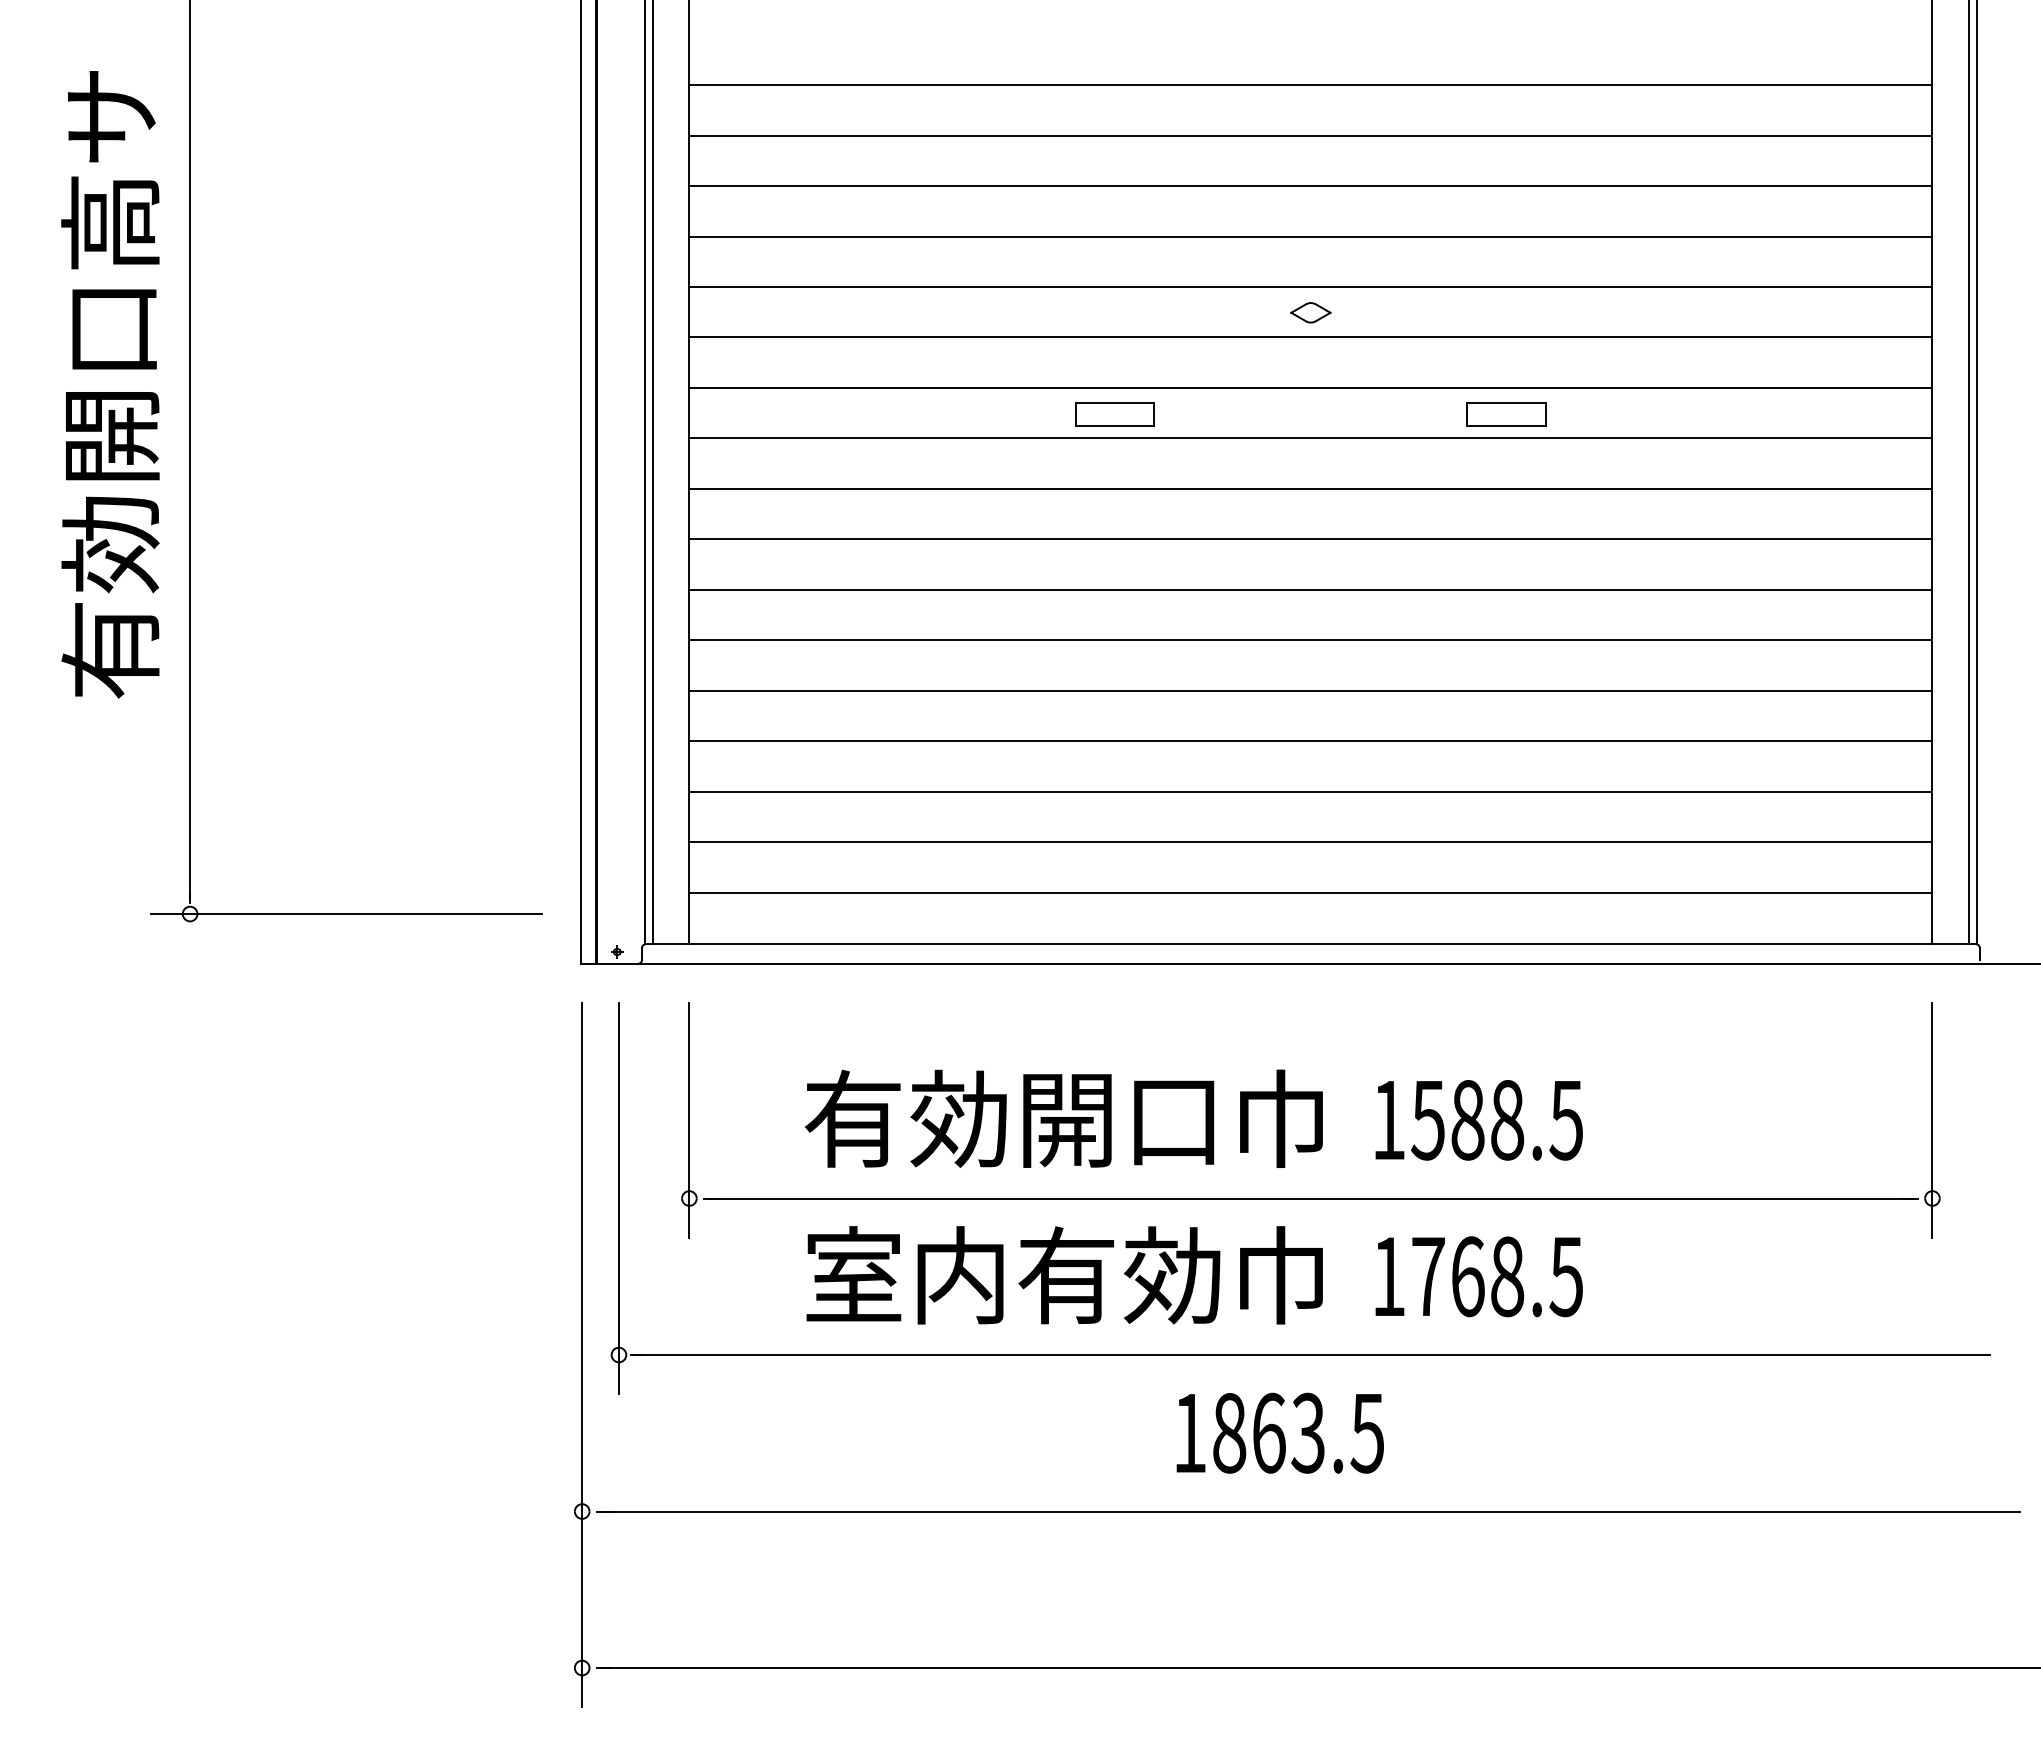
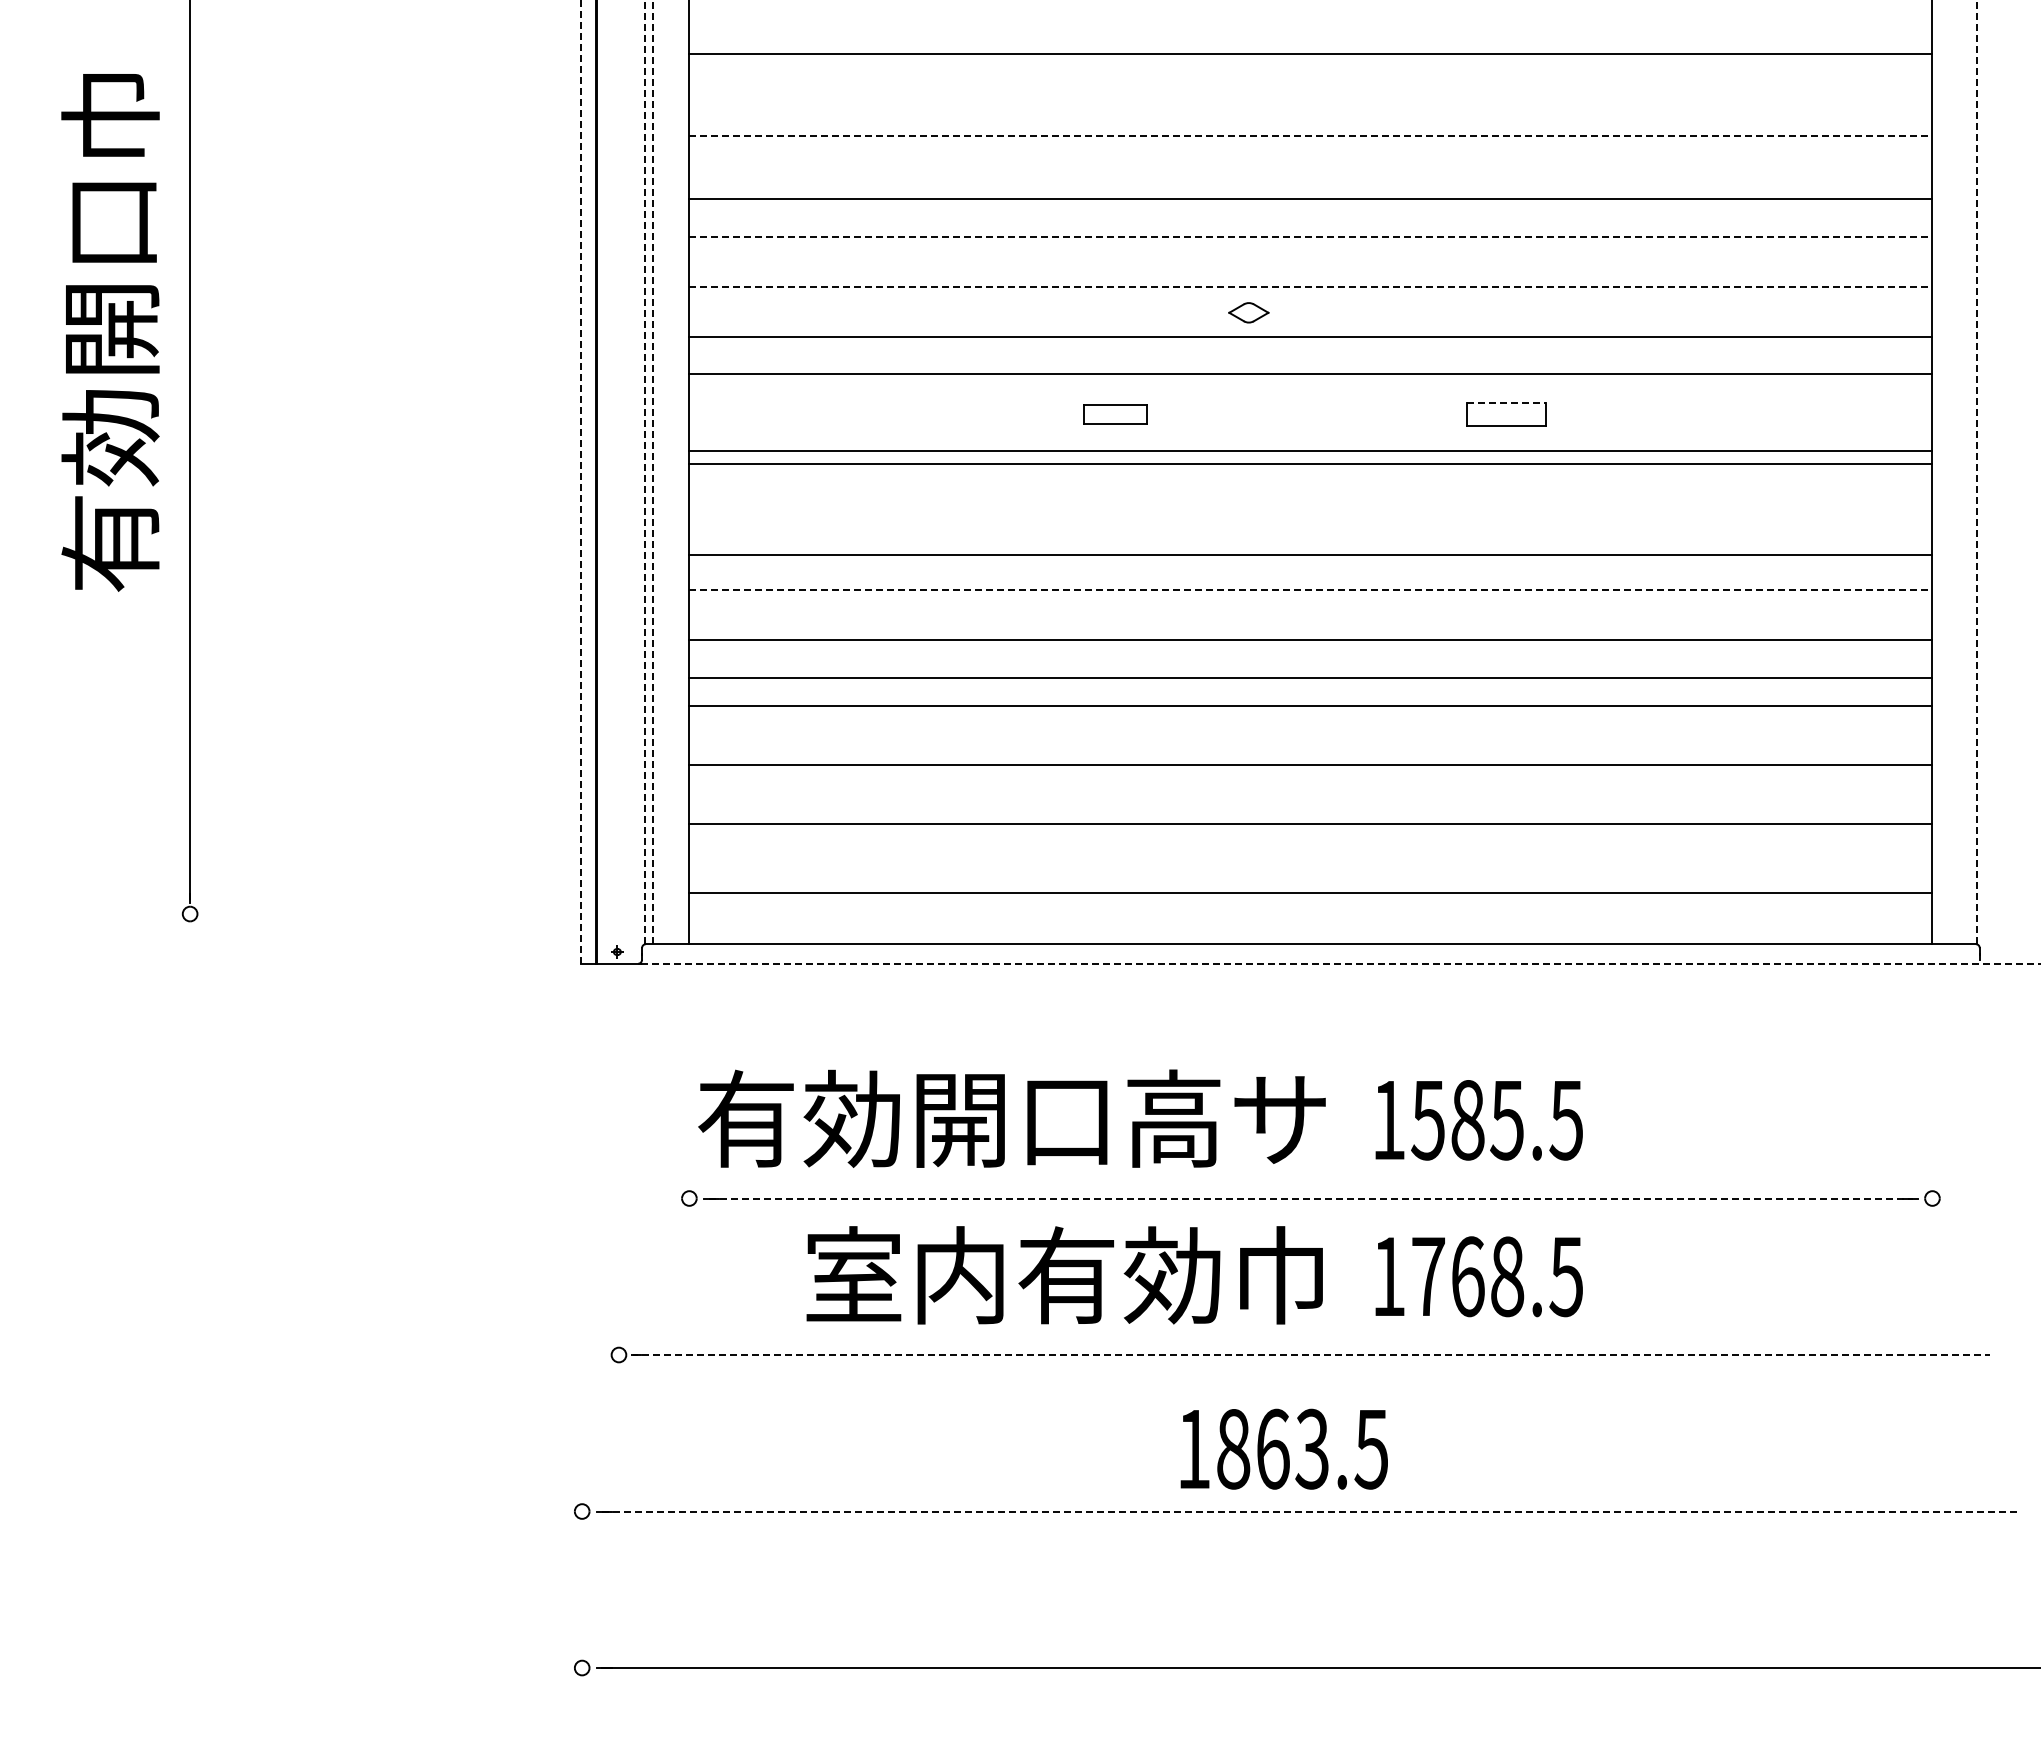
line position: (1310, 85) -> (1310, 54) (1310, 54)
line: solid -> dashed (1310, 135)
line position: (1310, 186) -> (1310, 199) (1310, 199)
line: solid -> dashed (1310, 236)
line: solid -> dashed (1310, 287)
part position: (1310, 312) -> (1248, 312) (1248, 312)
text: 有効開口高サ -> 有効開口巾 (110, 384)
line position: (1310, 387) -> (1310, 373) (1310, 373)
line: solid -> dashed (1507, 402)
part size: 80x25 px -> 65x21 px (1115, 414)
line position: (1310, 438) -> (1310, 451) (1310, 451)
line: solid -> dashed (644, 472)
line: solid -> dashed (652, 472)
line: solid -> dashed (1977, 472)
line: present -> none (1969, 473)
line: solid -> dashed (581, 481)
line position: (1310, 488) -> (1310, 463) (1310, 463)
line position: (1310, 539) -> (1310, 555) (1310, 555)
line: solid -> dashed (1310, 589)
line position: (1310, 690) -> (1310, 677) (1310, 677)
line position: (1310, 741) -> (1310, 706) (1310, 706)
line position: (1310, 791) -> (1310, 764) (1310, 764)
line position: (1310, 842) -> (1310, 824) (1310, 824)
line: present -> none (346, 914)
line: solid -> dashed (1340, 963)
text: 有効開口巾 -> 有効開口高サ (1011, 1118)
line: present -> none (689, 1119)
line: present -> none (1932, 1119)
text: 1588.5 -> 1585.5 (1507, 1120)
line: present -> none (618, 1198)
line: solid -> dashed (1310, 1198)
line: present -> none (582, 1354)
line: solid -> dashed (1311, 1355)
text position: (1279, 1432) -> (1283, 1448) (1283, 1448)
line: solid -> dashed (1311, 1511)
